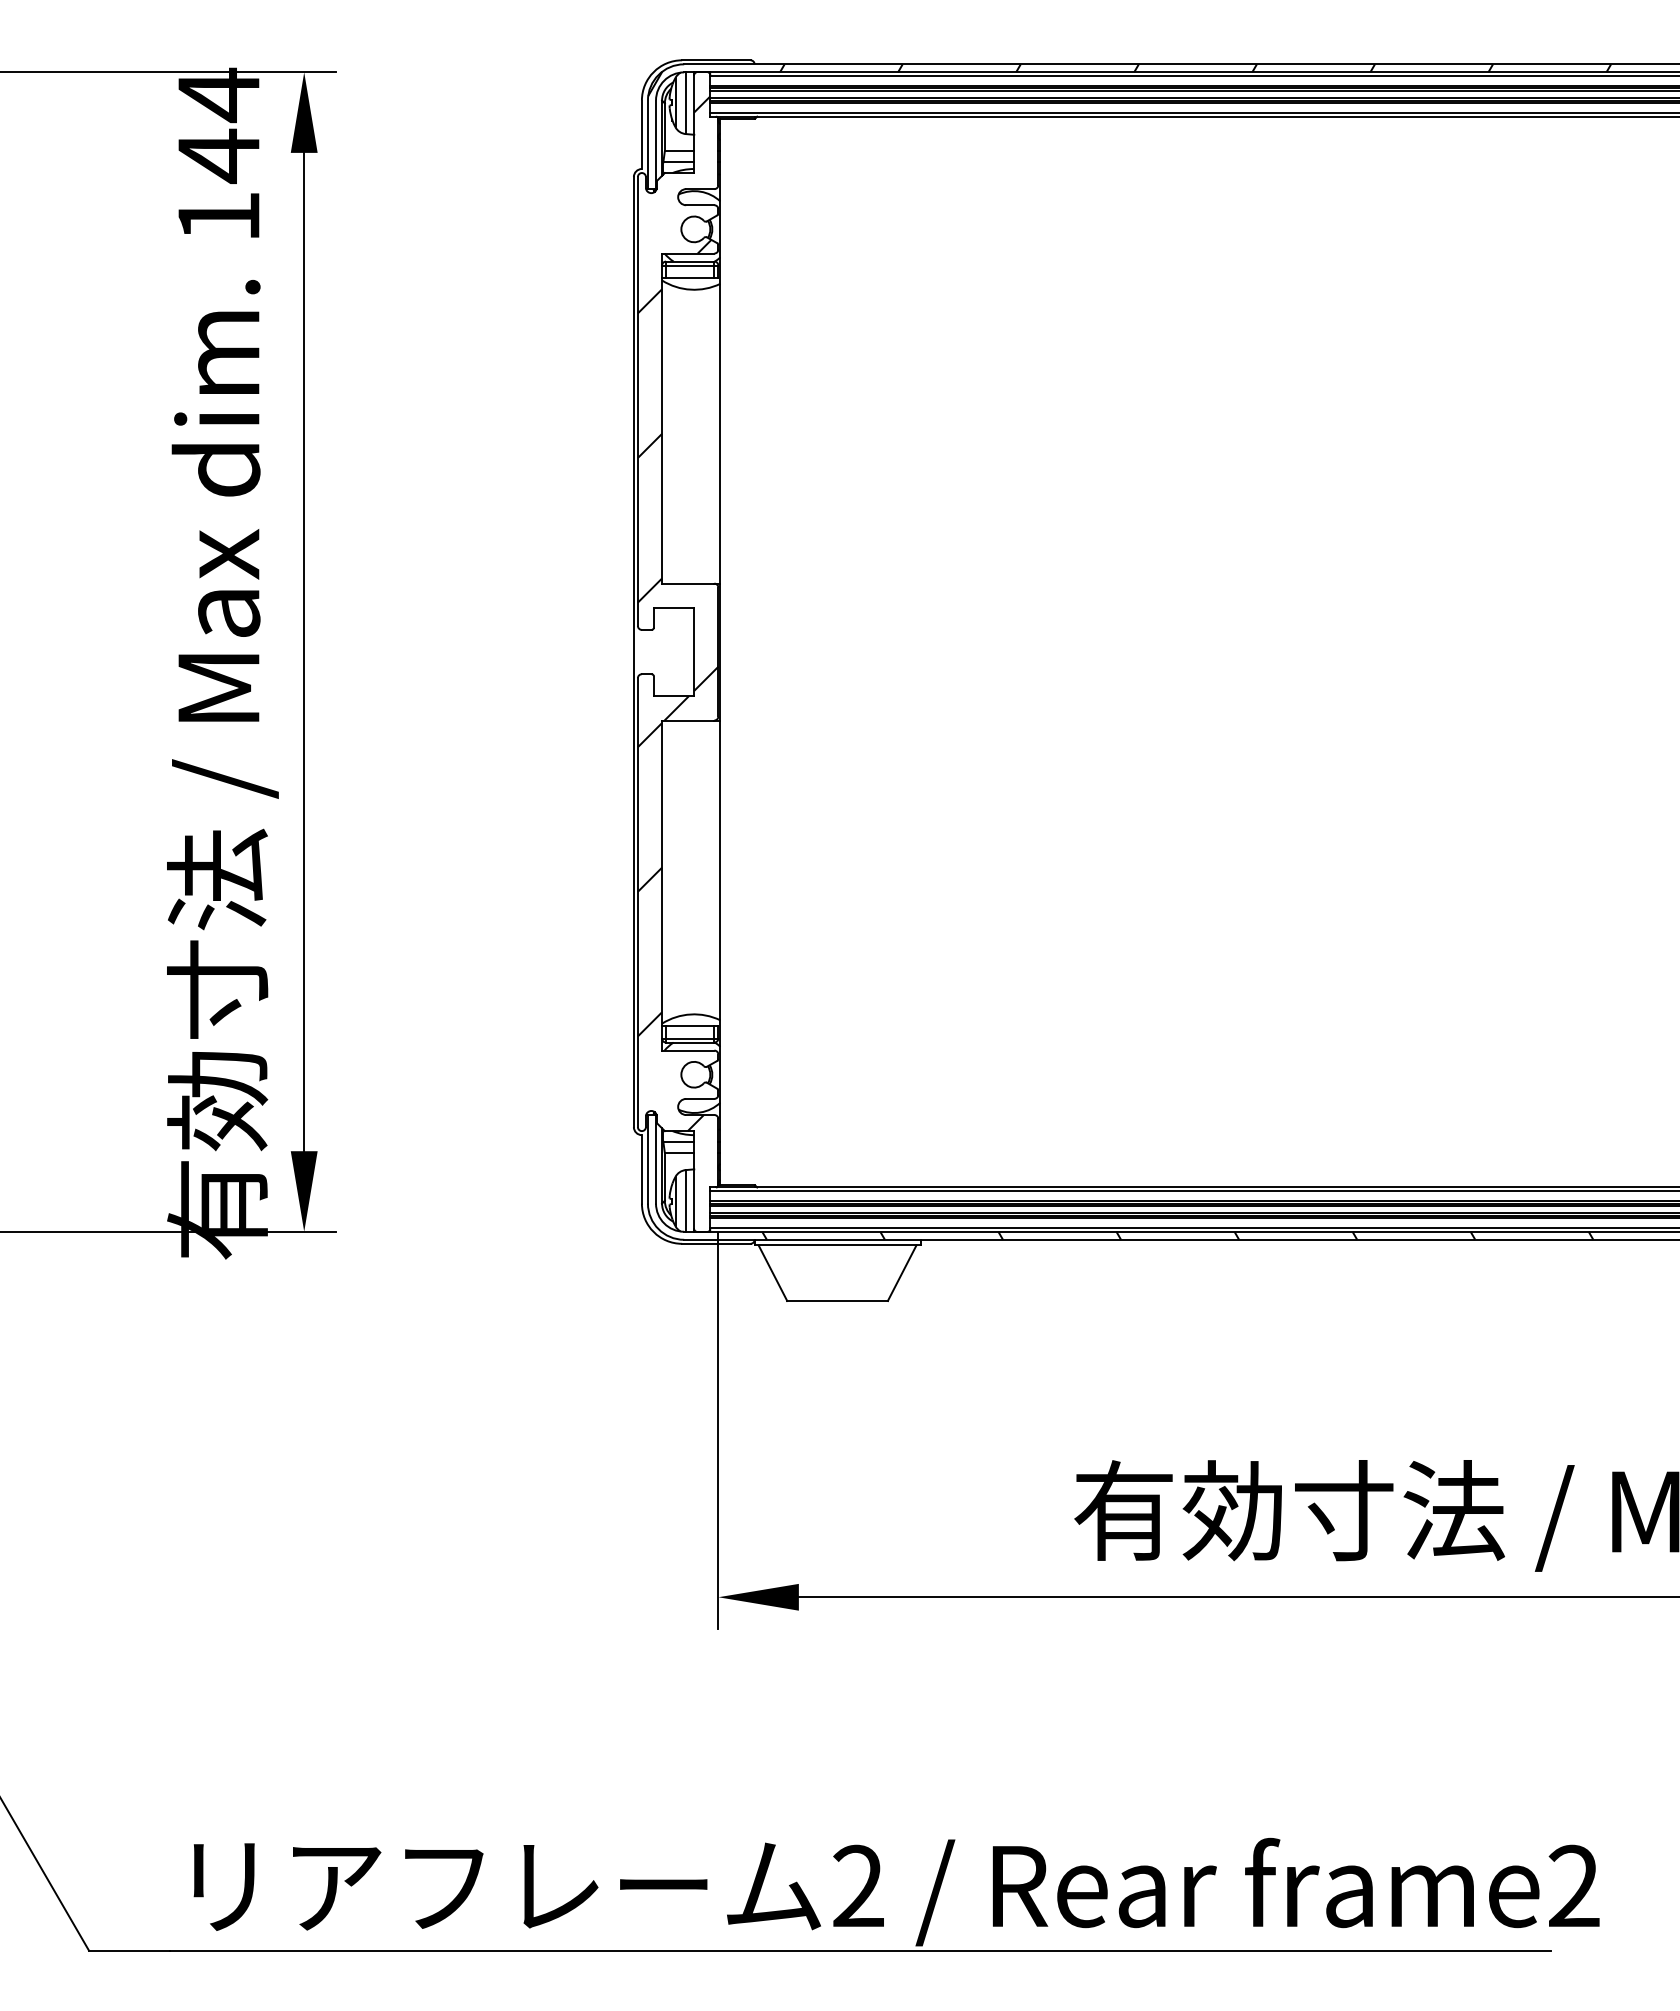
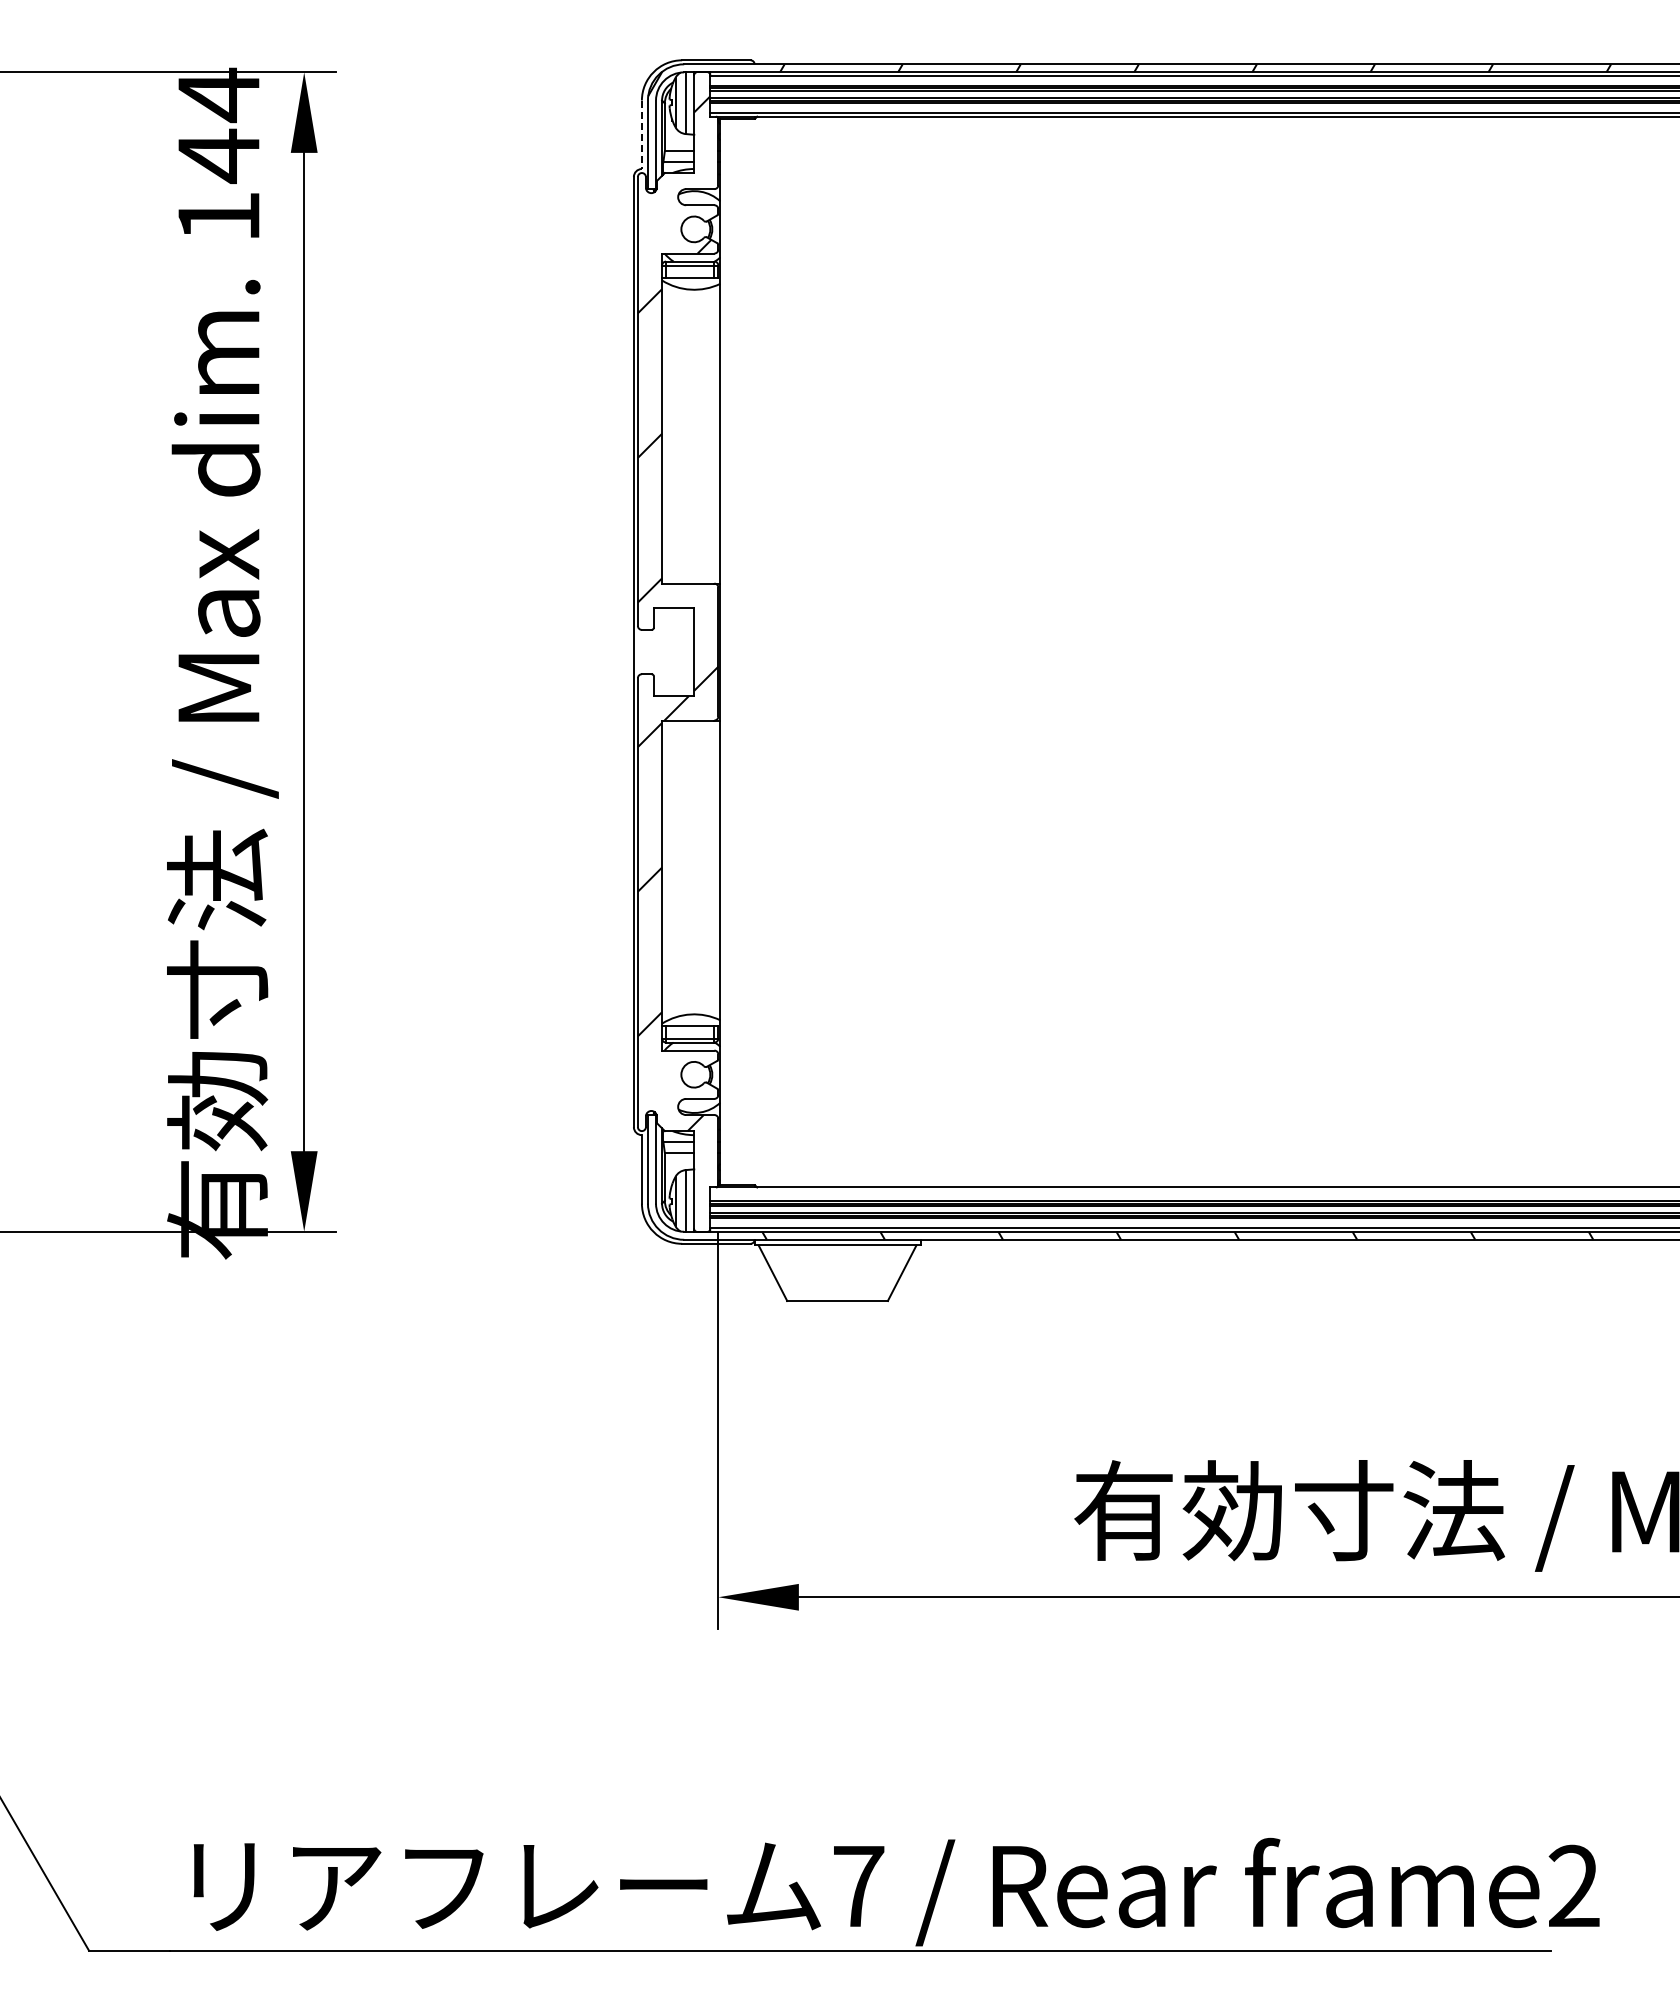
line: solid -> dashed (641, 135)
line: present -> none (1193, 1191)
text: 2 -> 7 (858, 1885)
